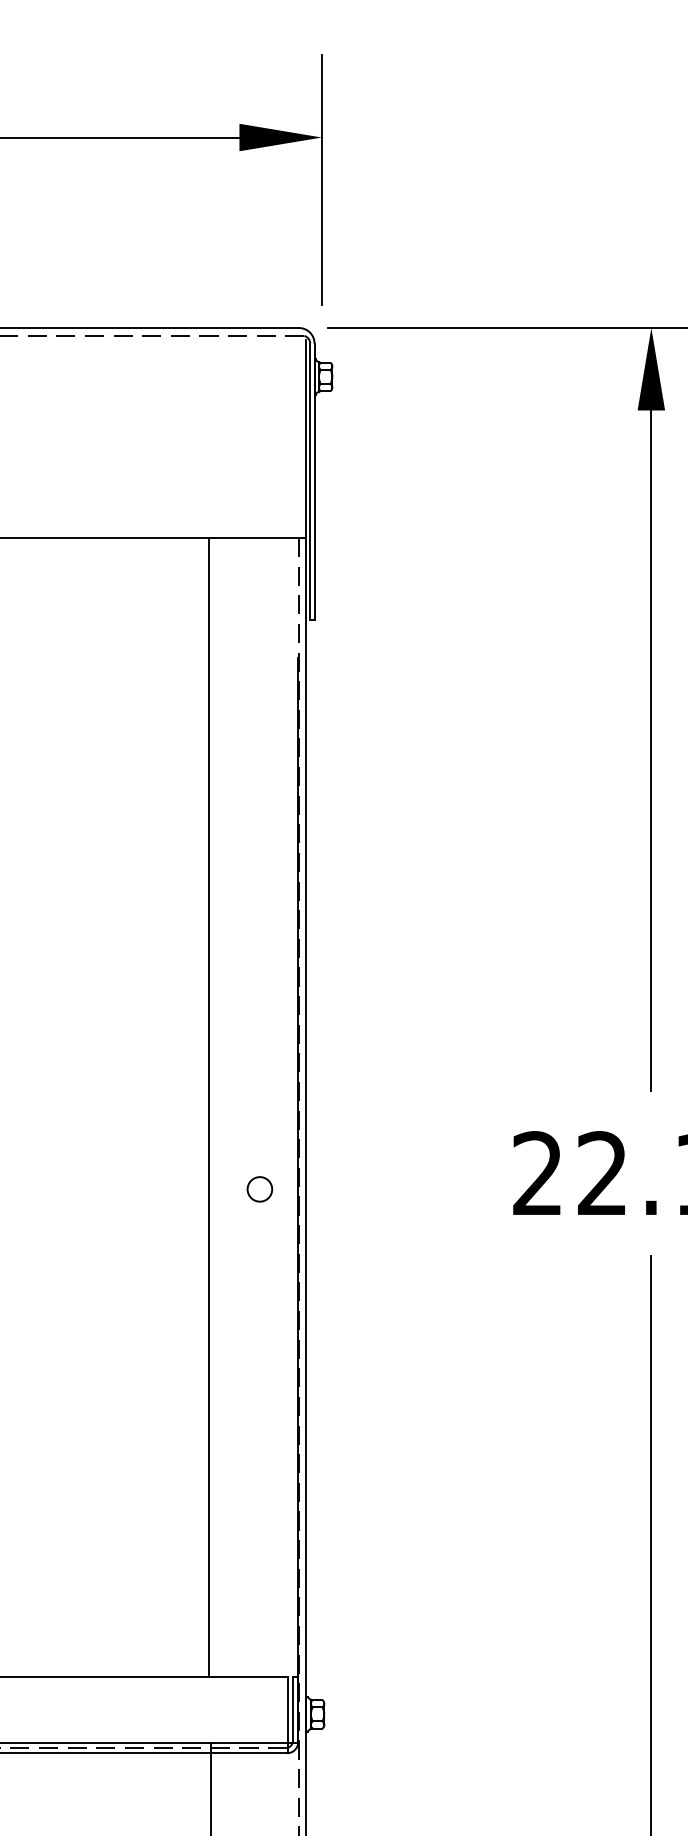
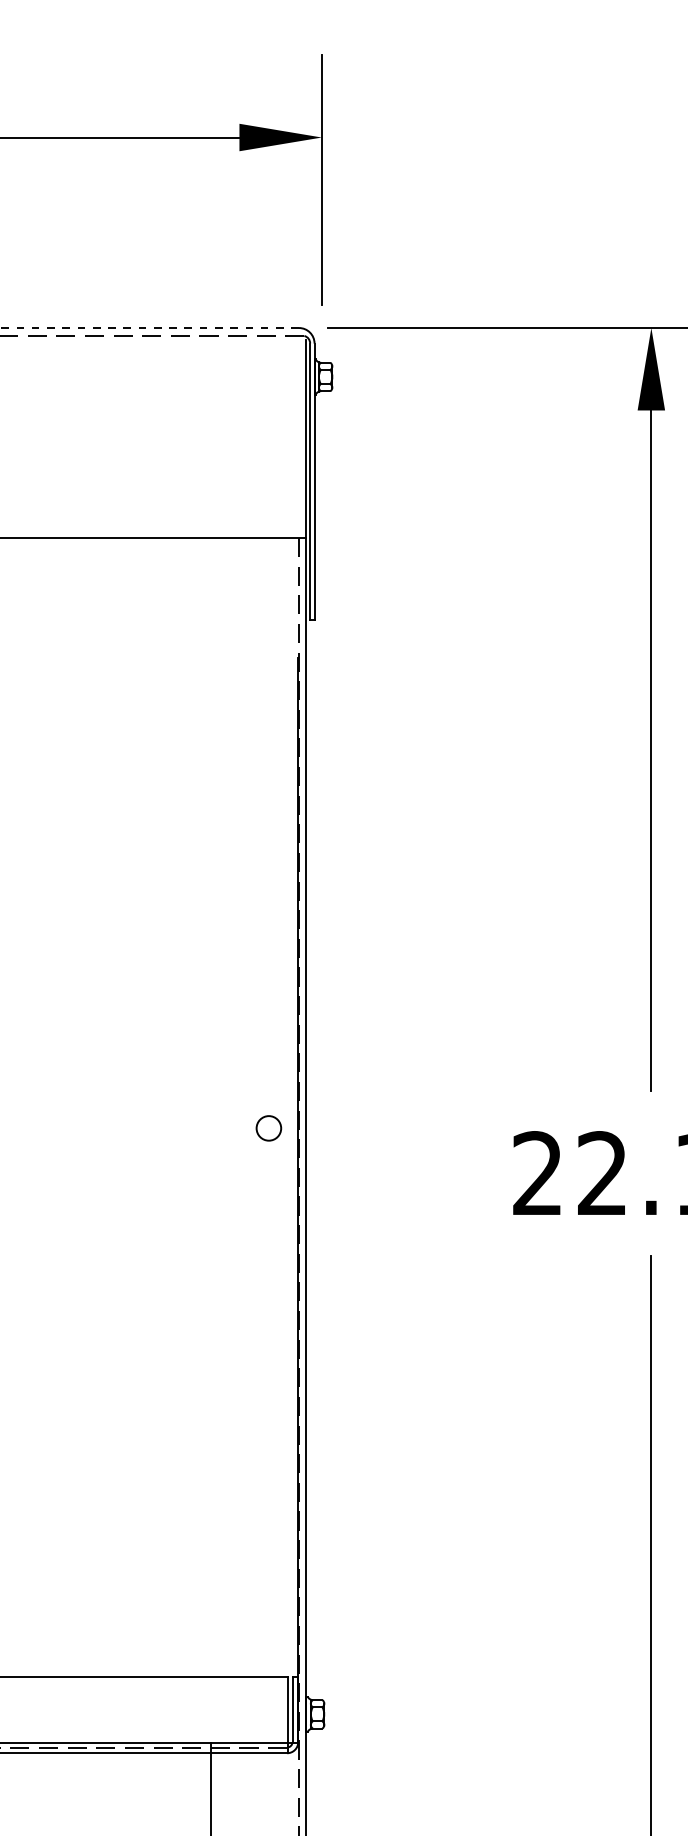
line: solid -> dashed (149, 328)
line: present -> none (209, 1106)
circle position: (259, 1189) -> (268, 1128) (268, 1128)
